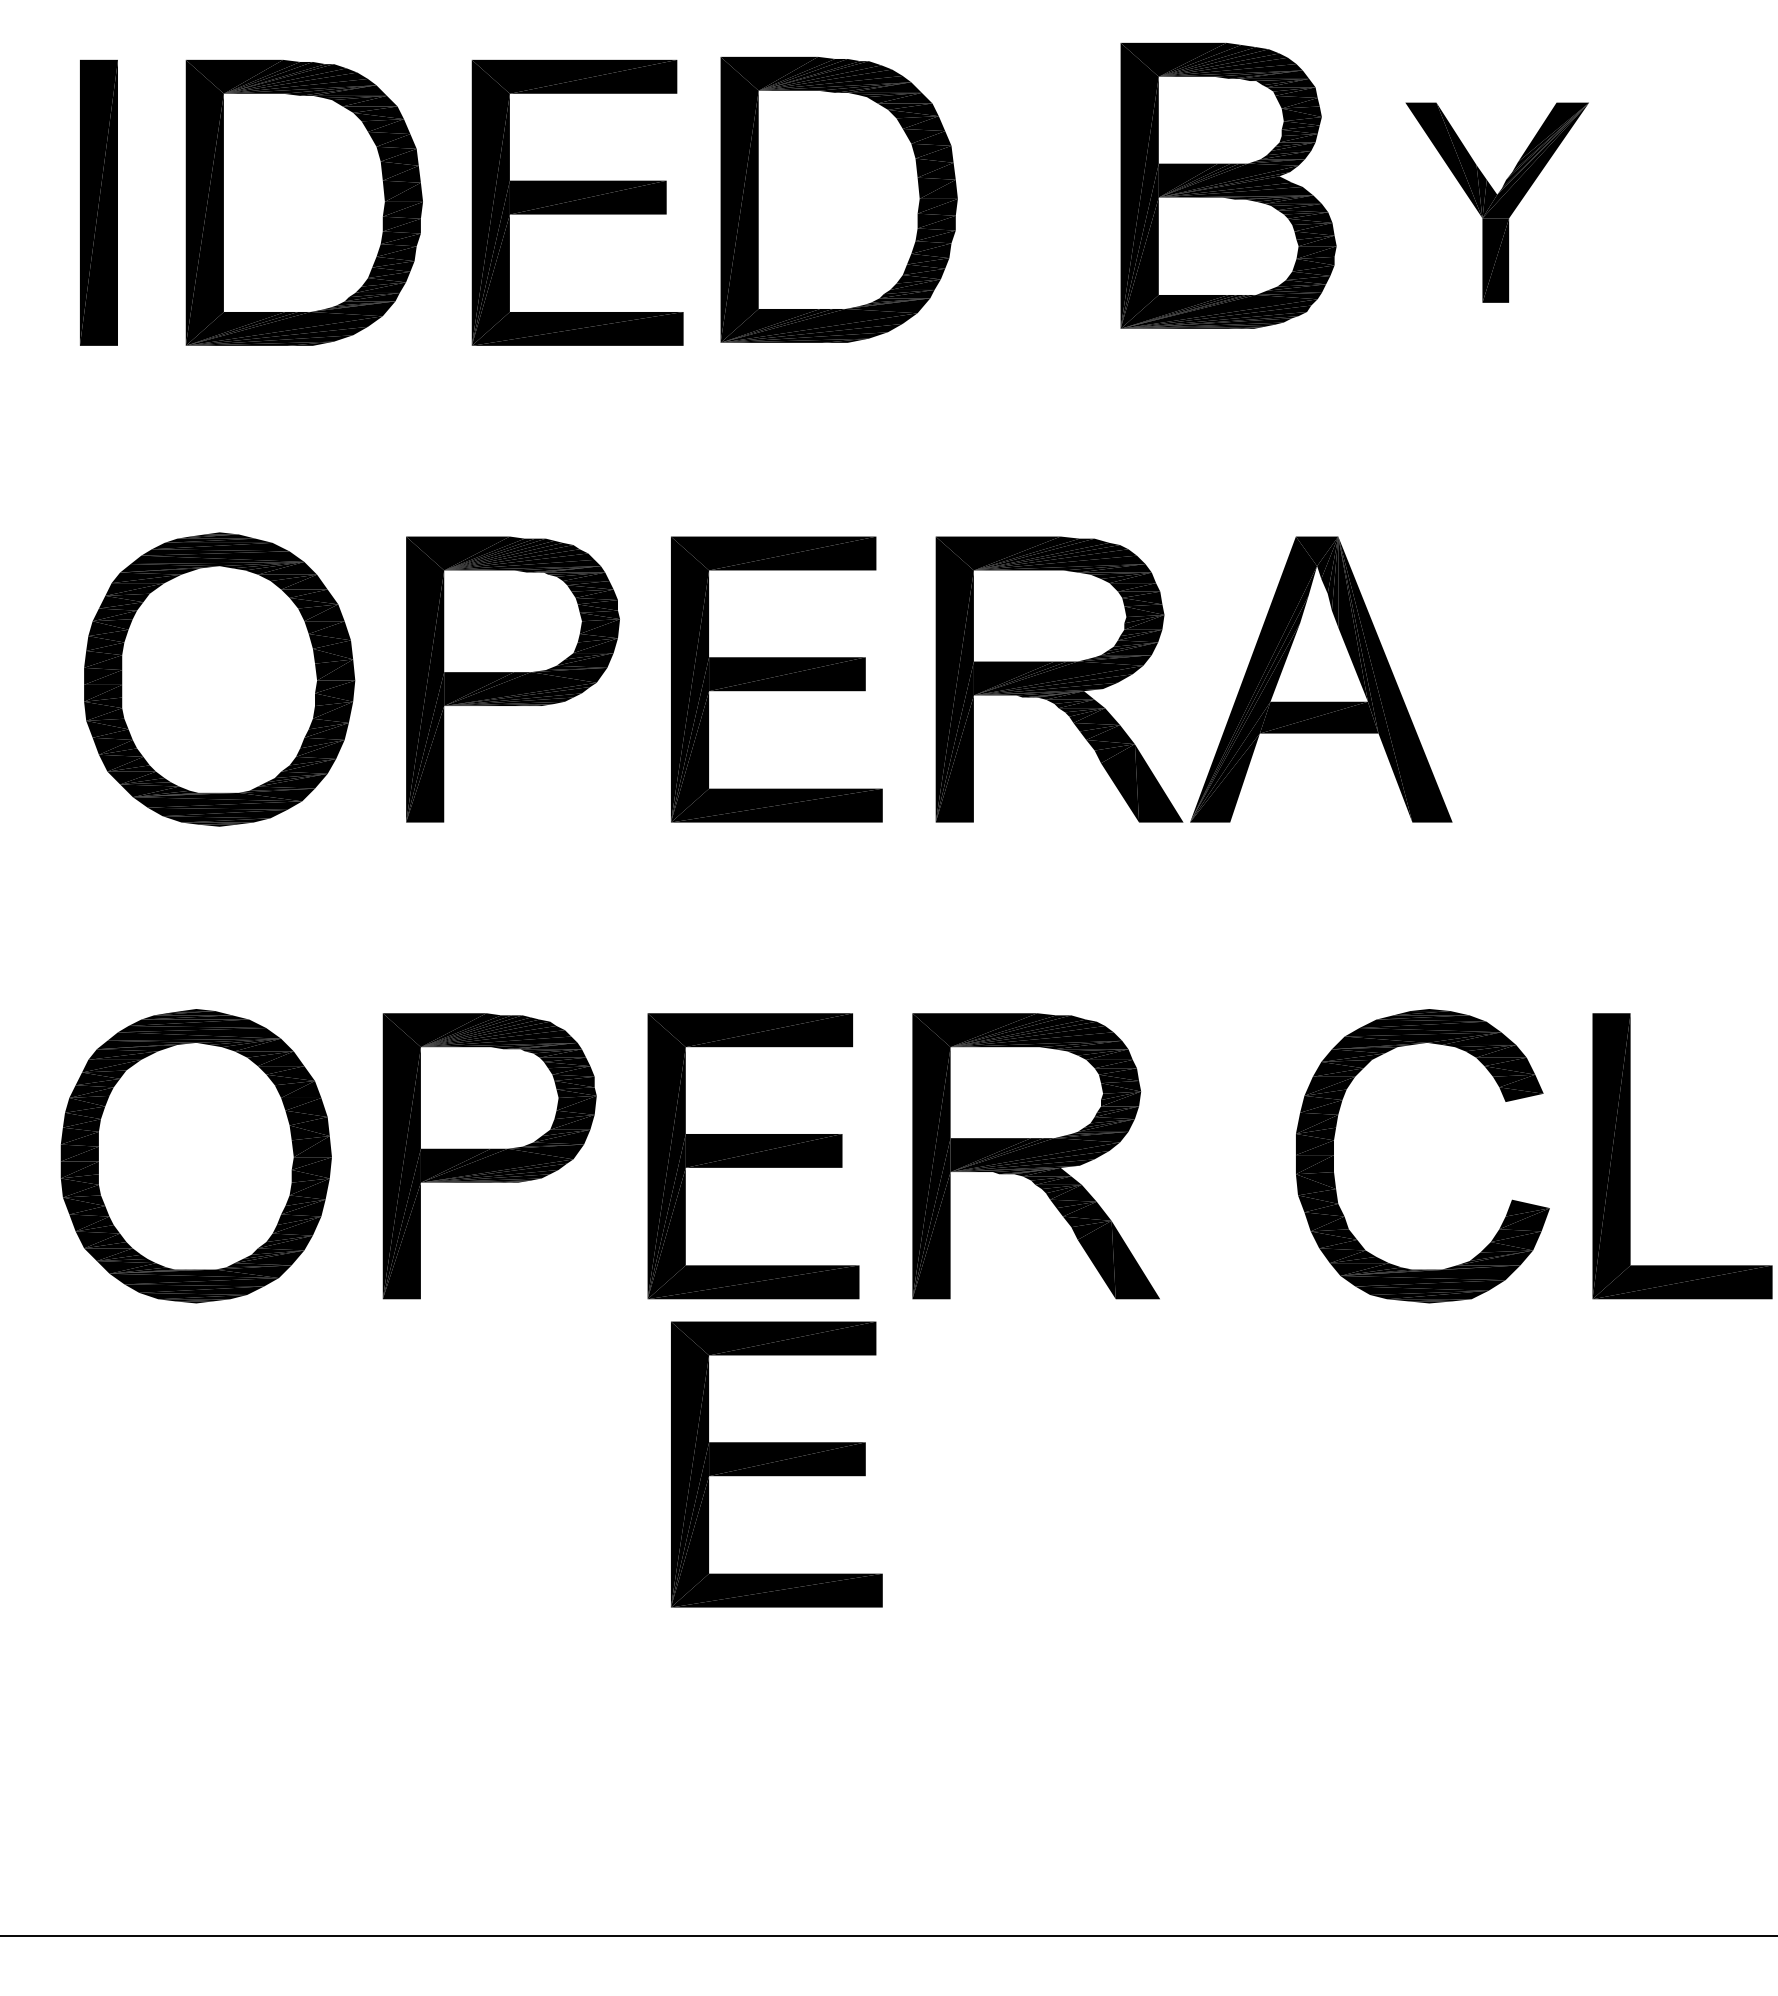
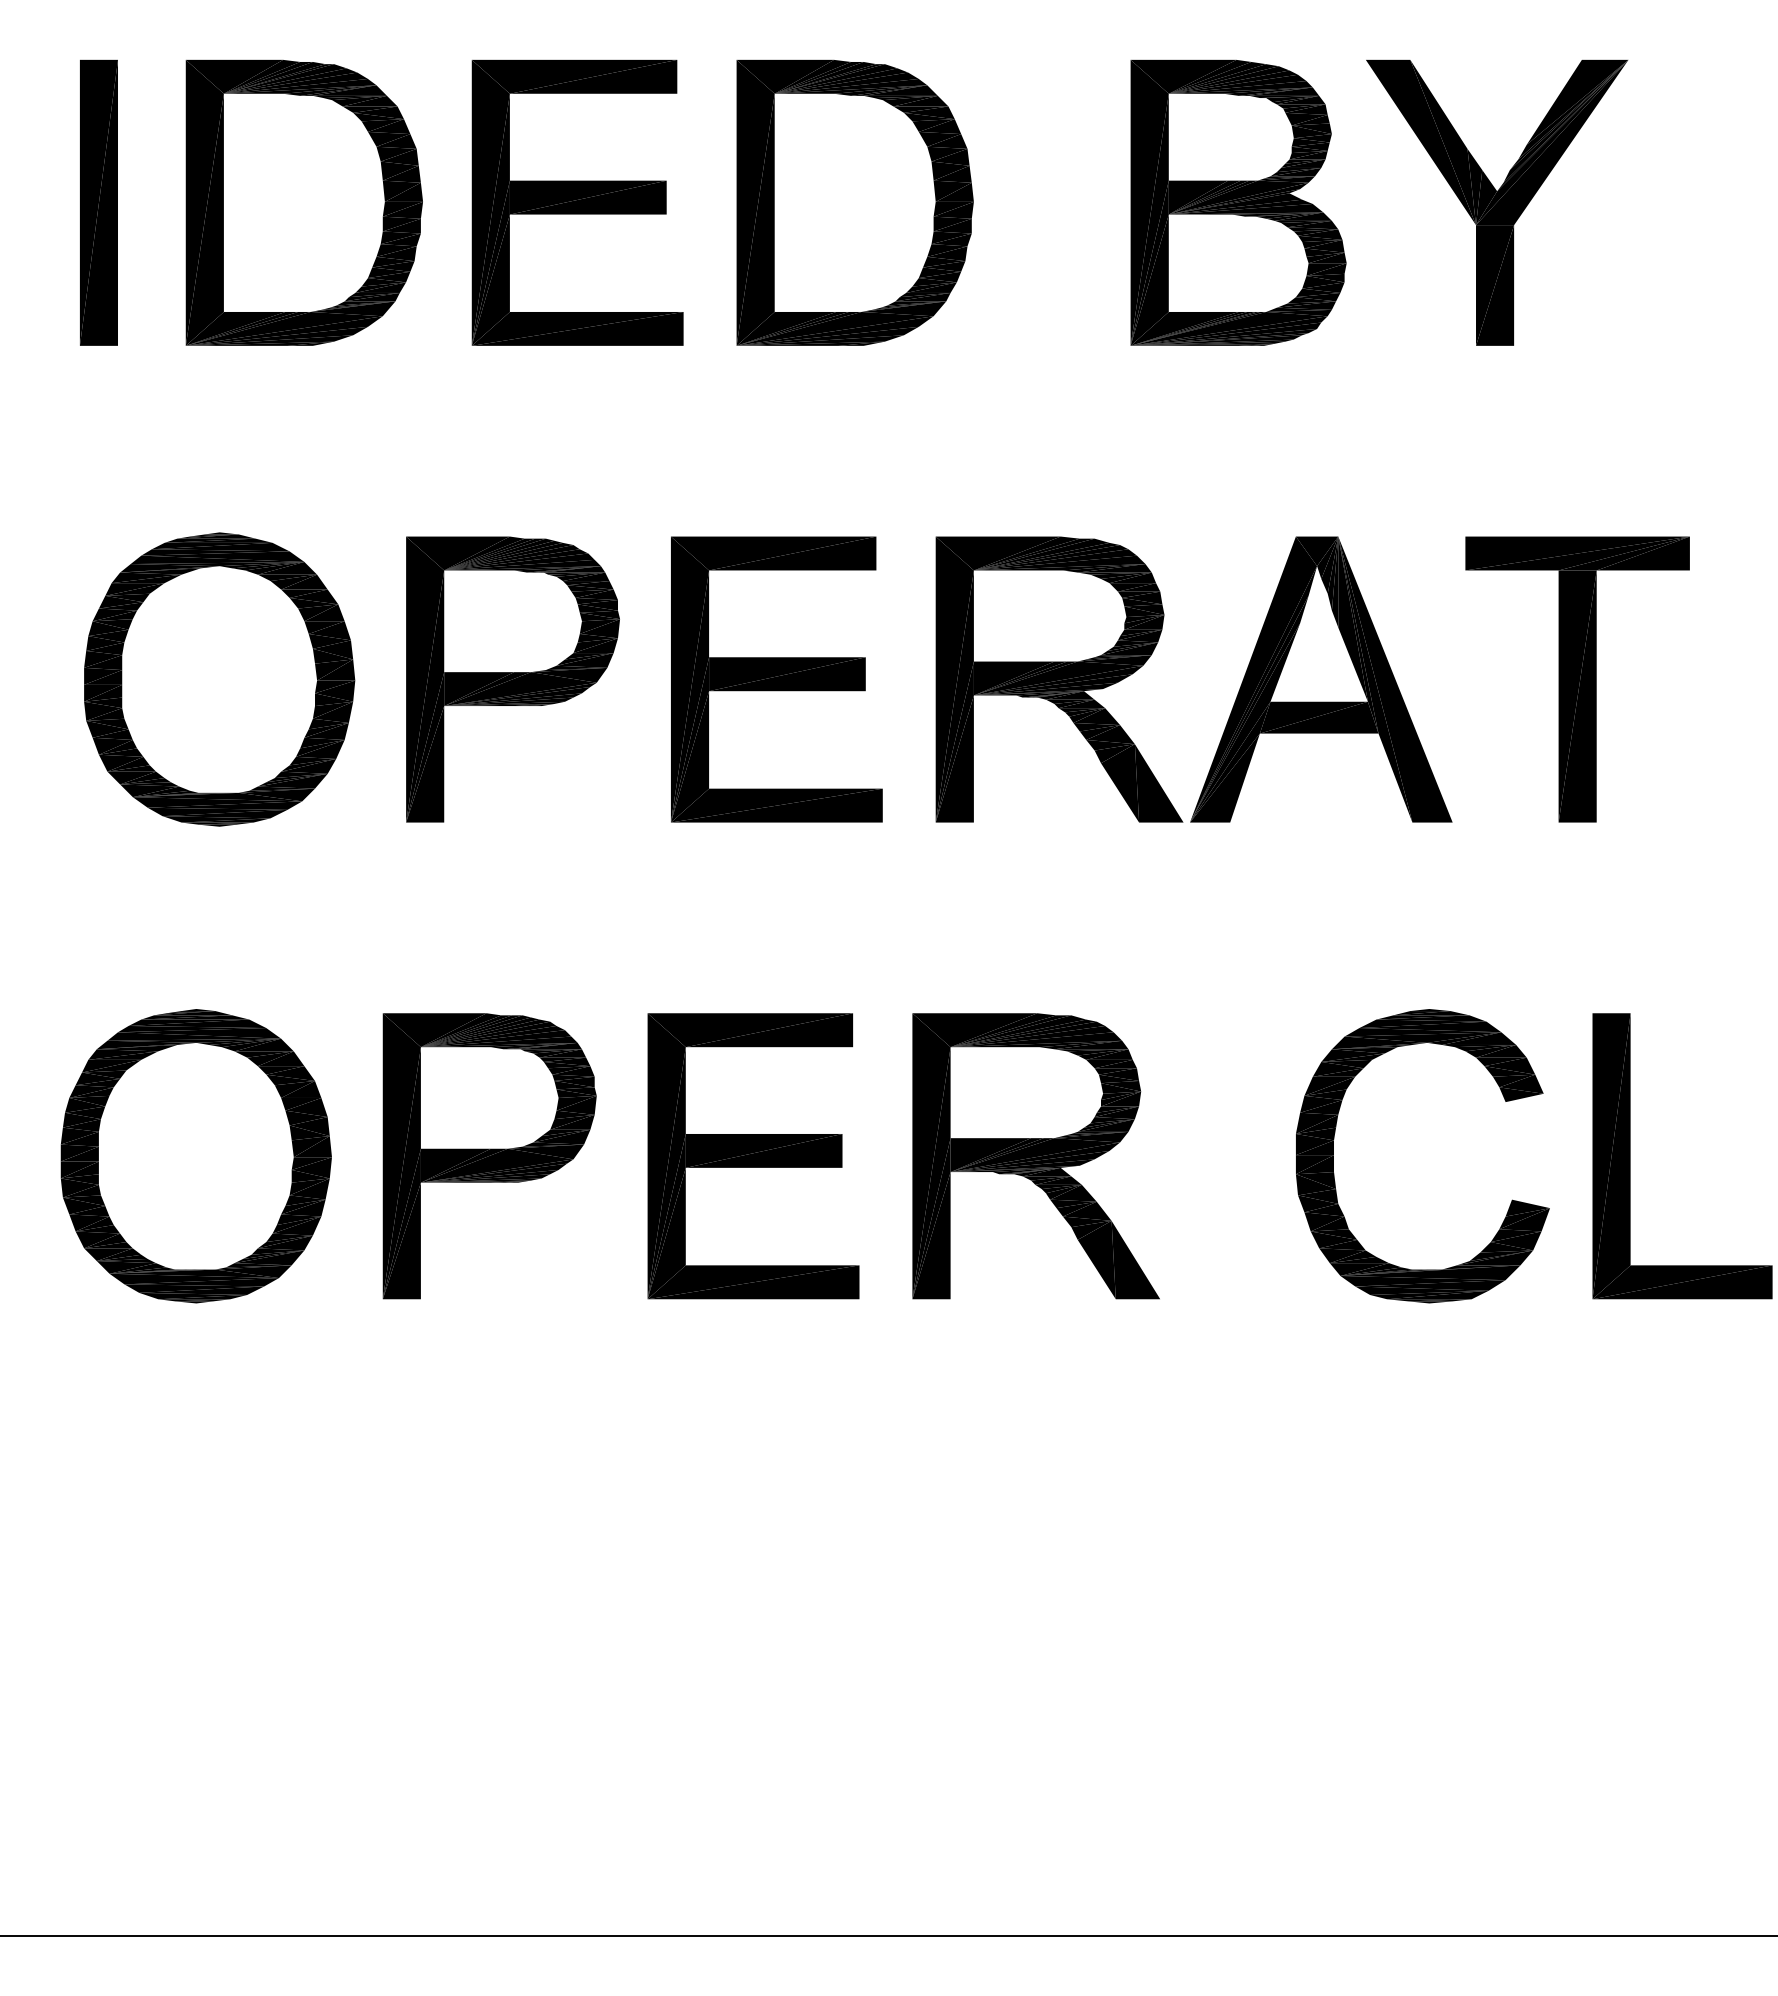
part position: (1228, 185) -> (1238, 202) (1238, 202)
part position: (838, 199) -> (854, 202) (854, 202)
part size: 184x201 px -> 263x287 px (1497, 202)
part: none -> present (1577, 679)
part: present -> none (776, 1464)
